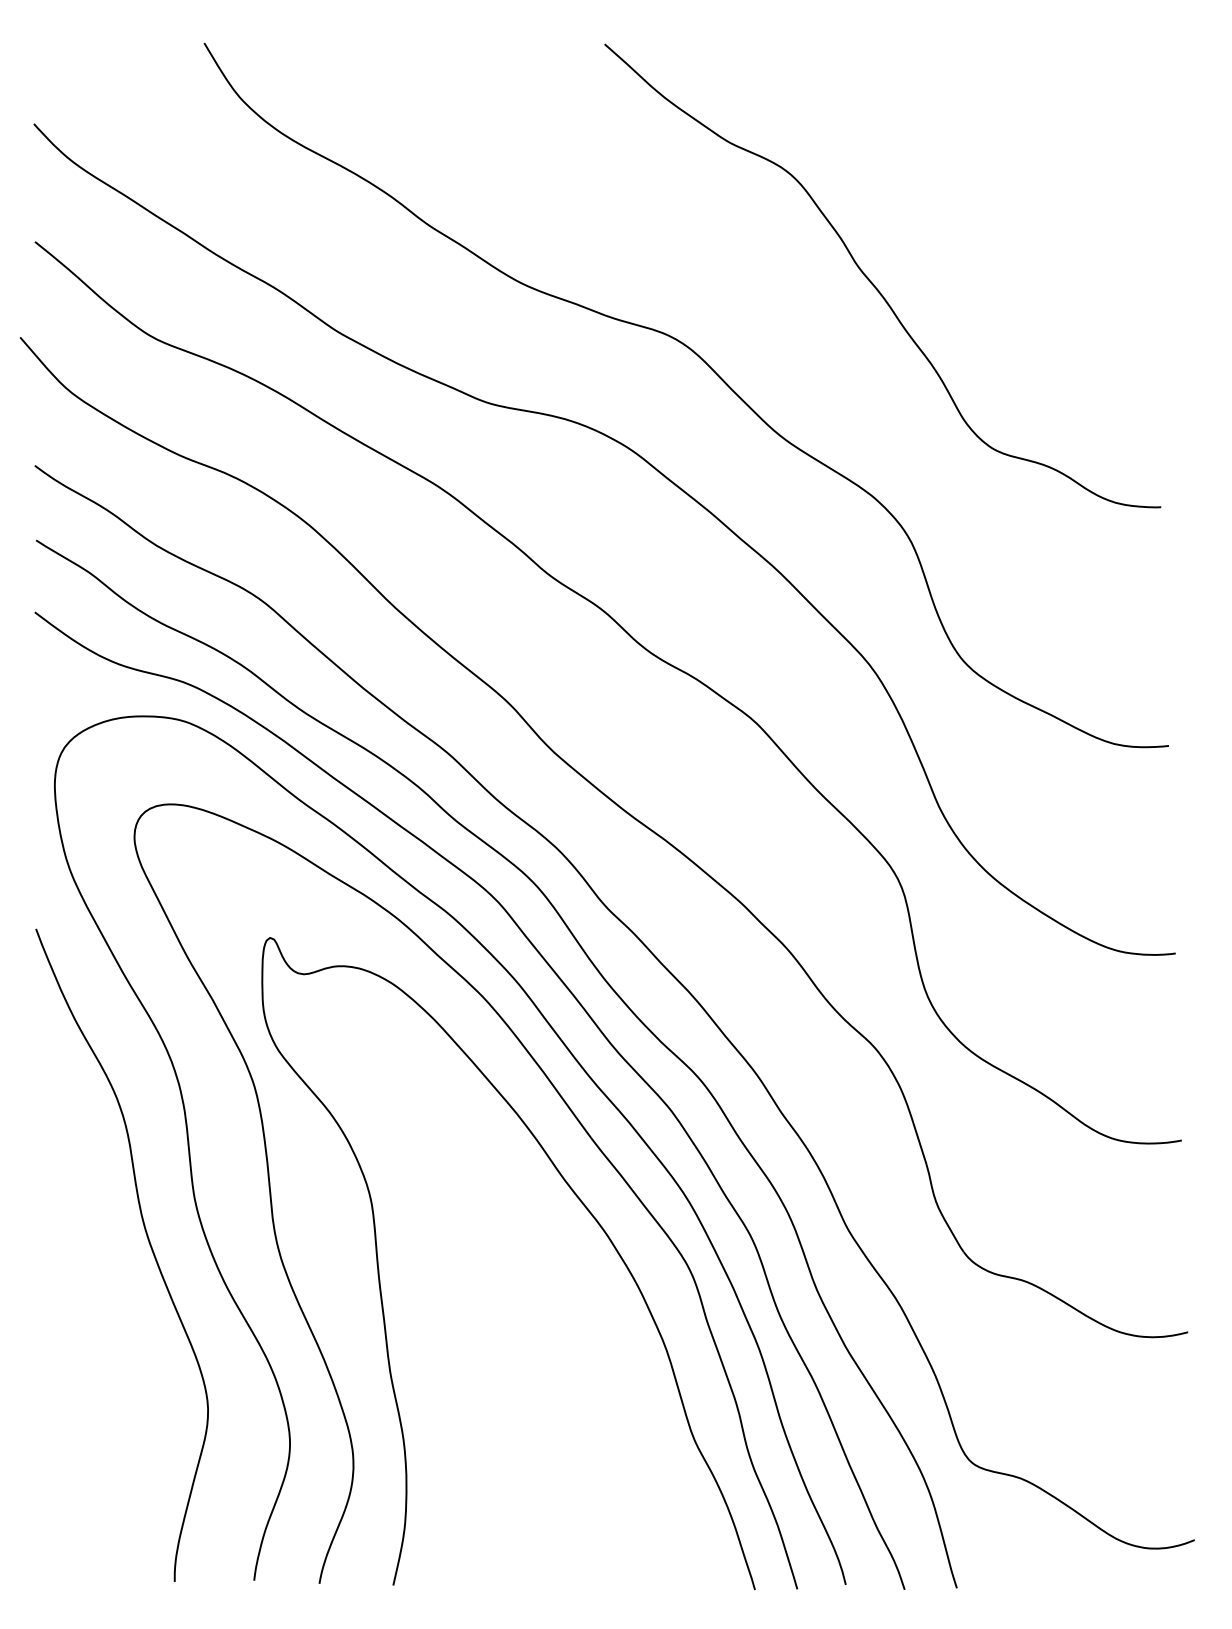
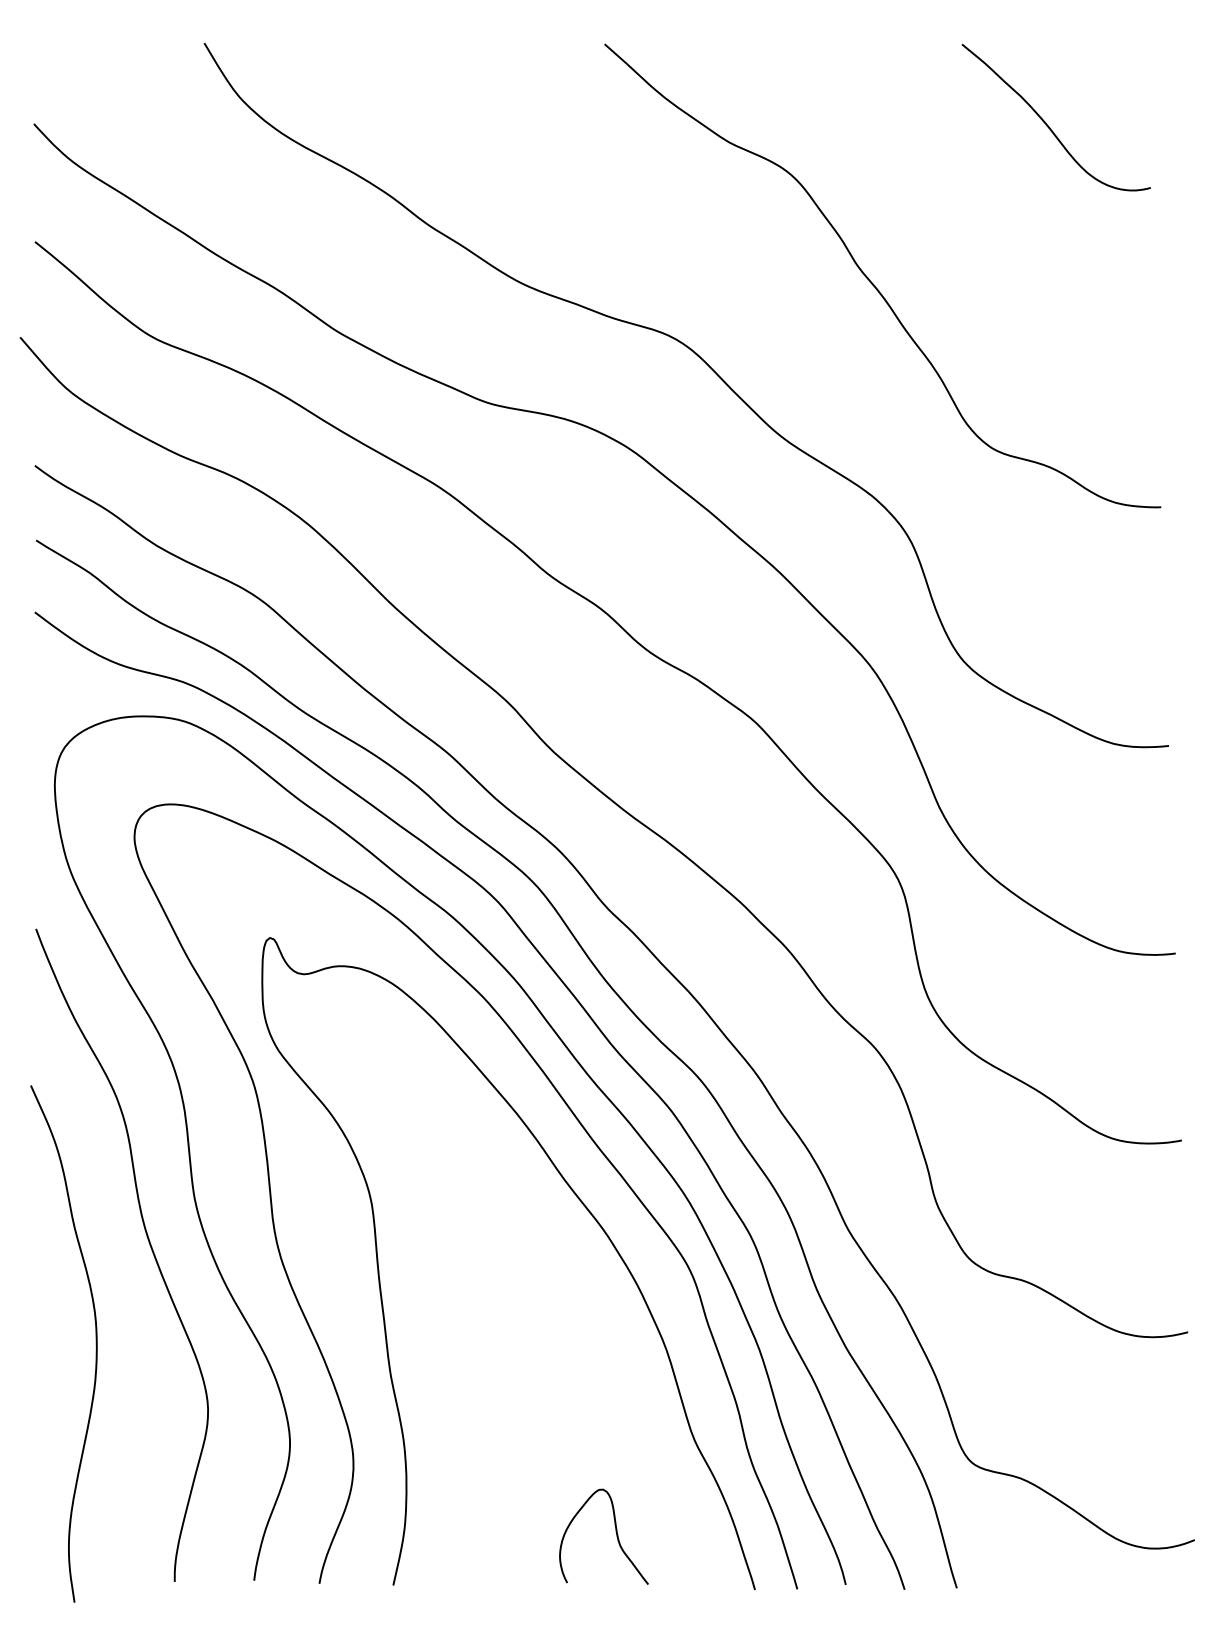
curve: none -> present (1047, 124)
curve: none -> present (95, 1343)
curve: none -> present (615, 1532)
